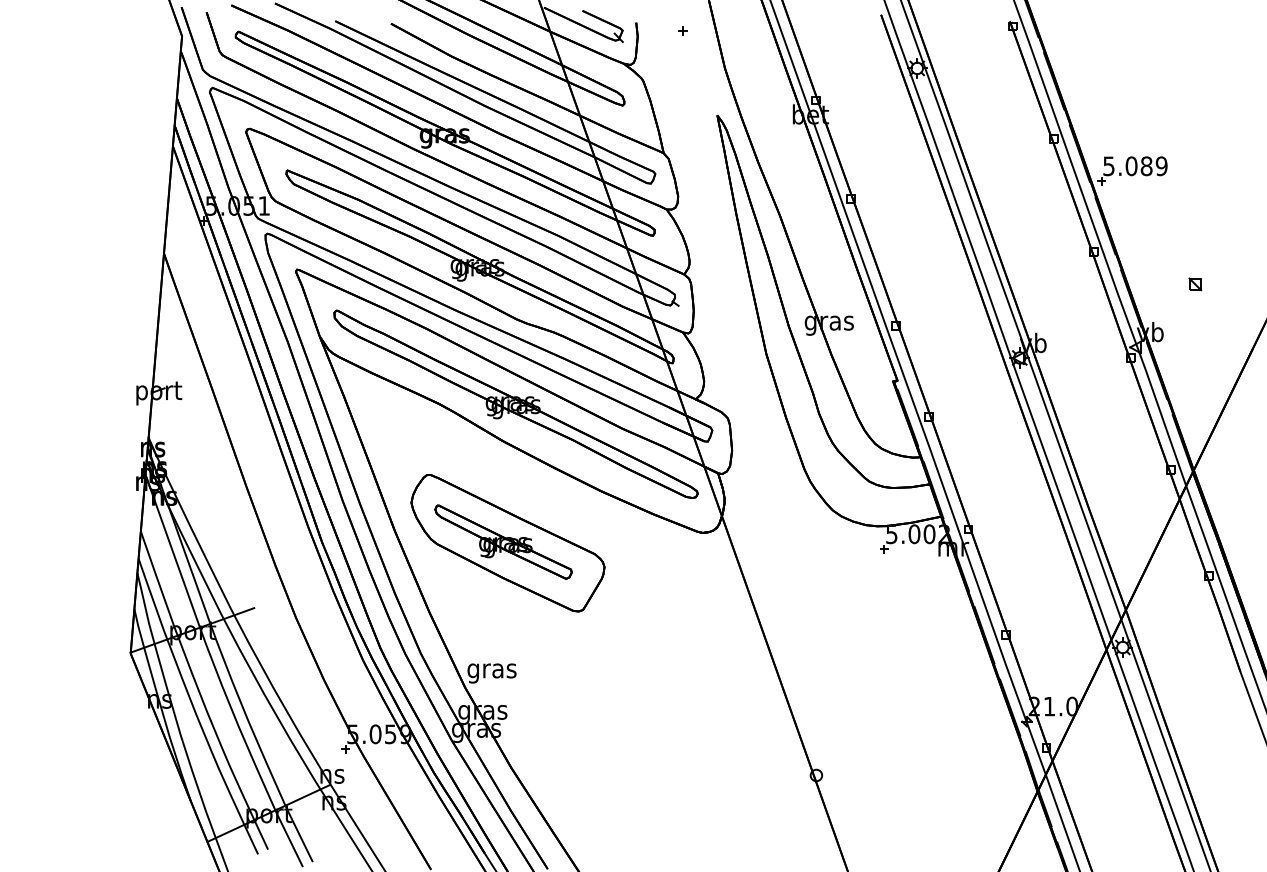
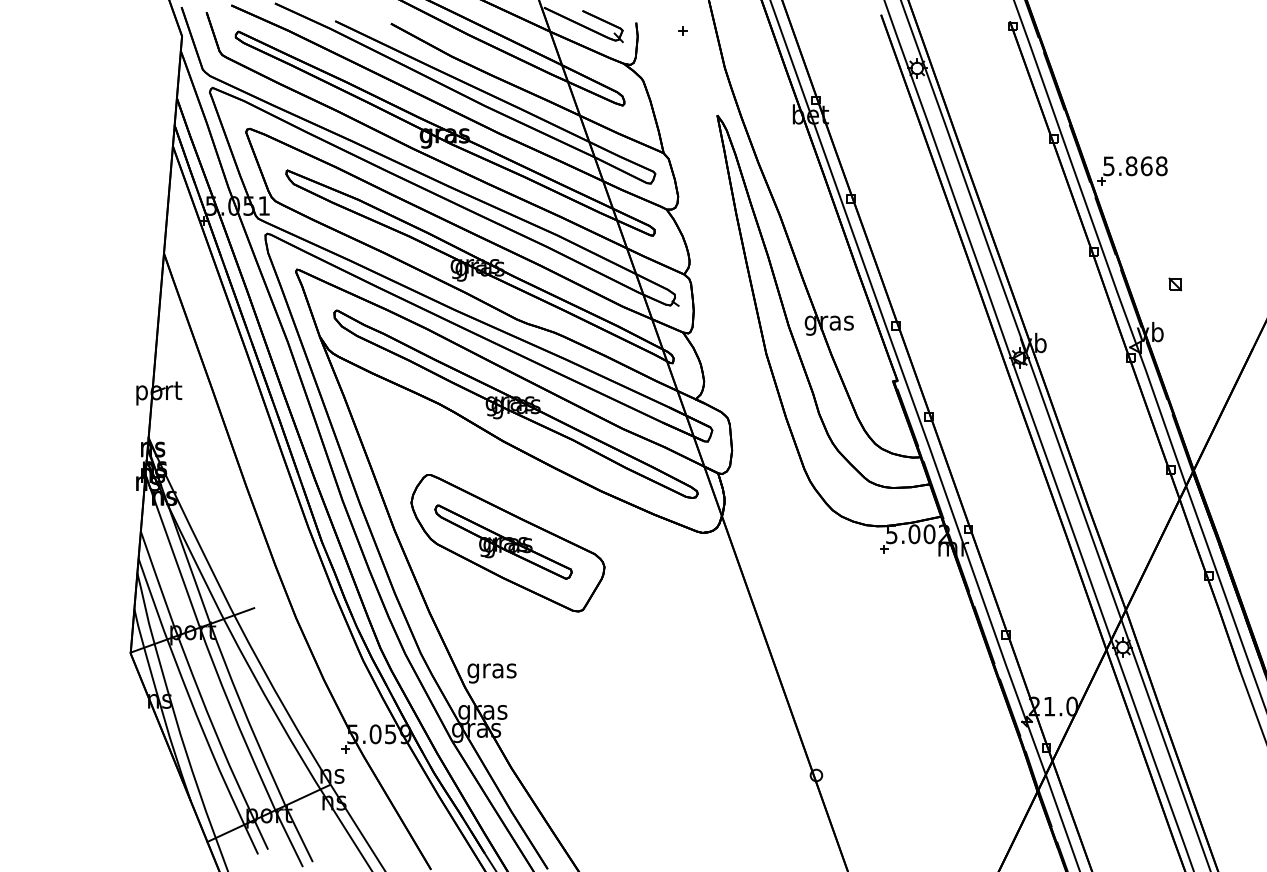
text: 5.089 -> 5.868 (1146, 166)
part position: (1195, 284) -> (1175, 284) (1175, 284)
